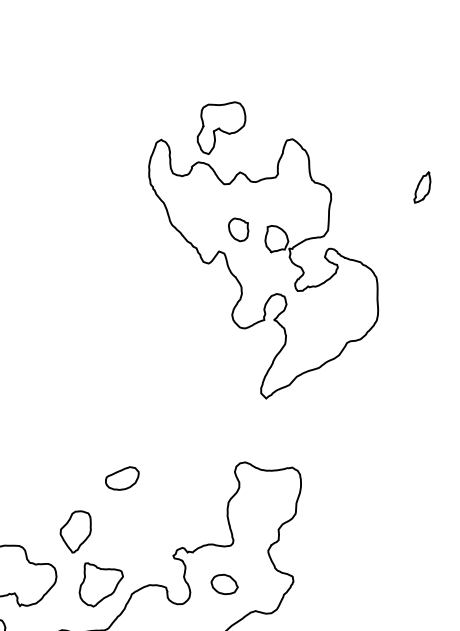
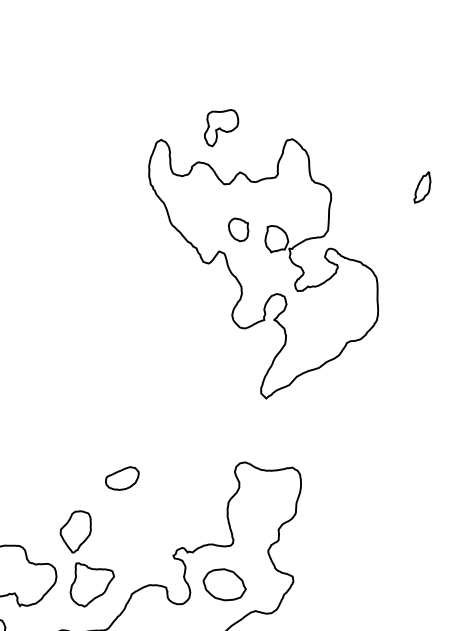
part size: 51x54 px -> 36x39 px (221, 128)
part size: 29x22 px -> 45x34 px (224, 584)
part position: (100, 584) -> (91, 584) (91, 584)
